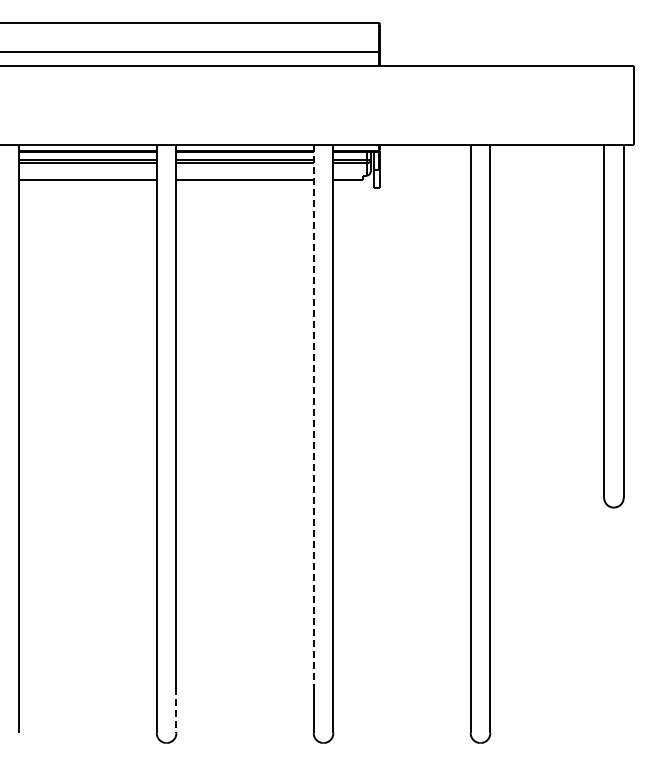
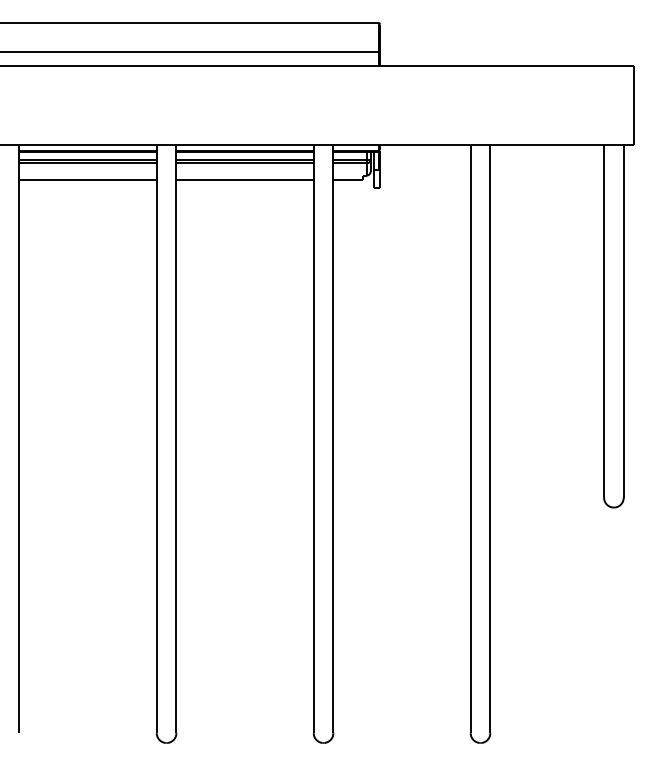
line: dashed -> solid (313, 416)
line: dashed -> solid (176, 710)
